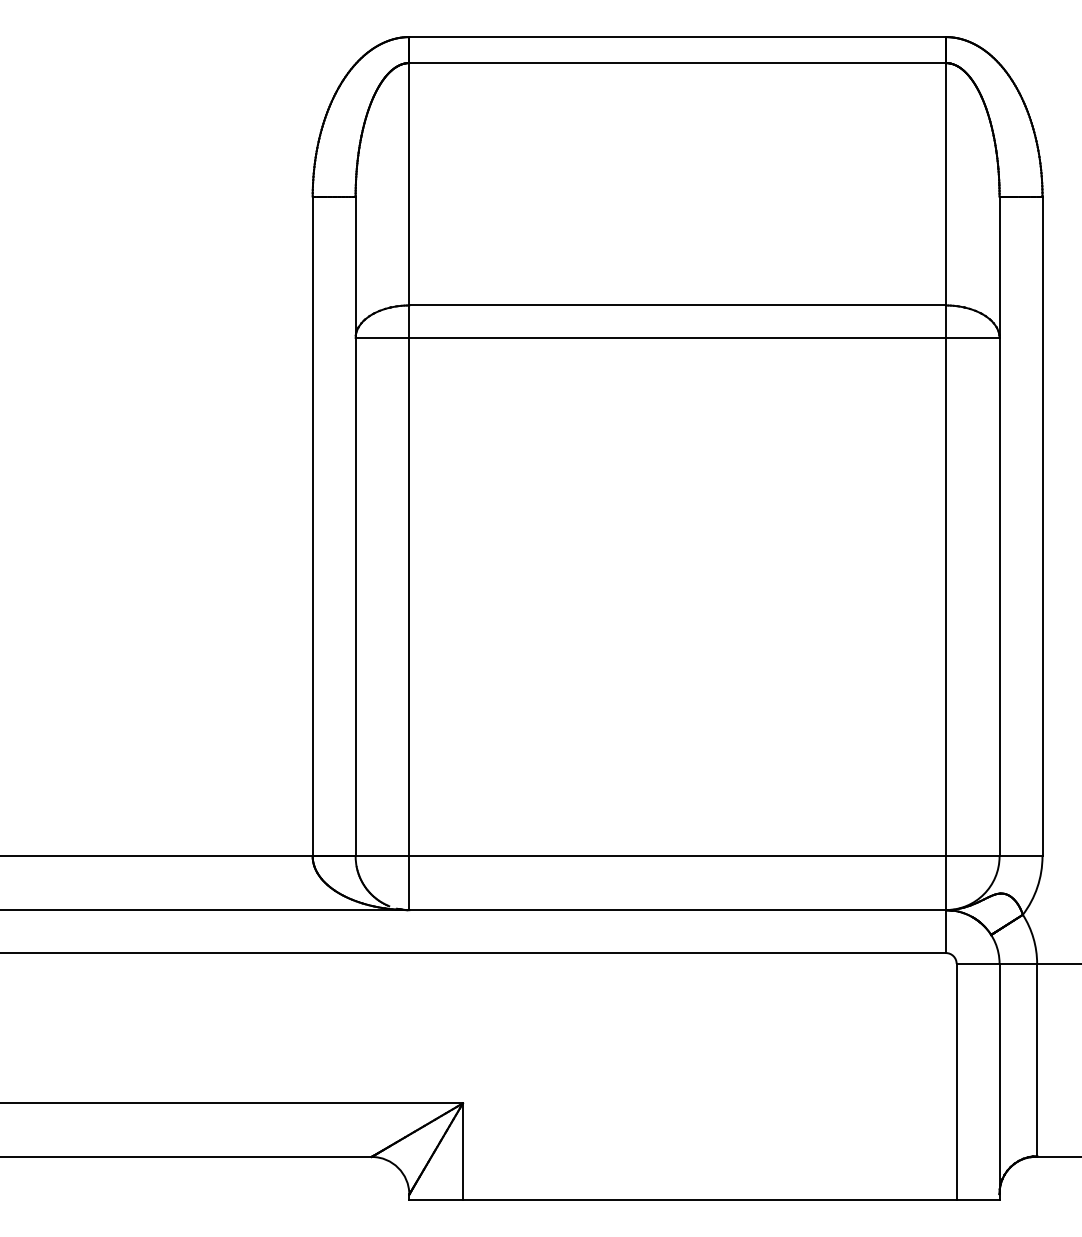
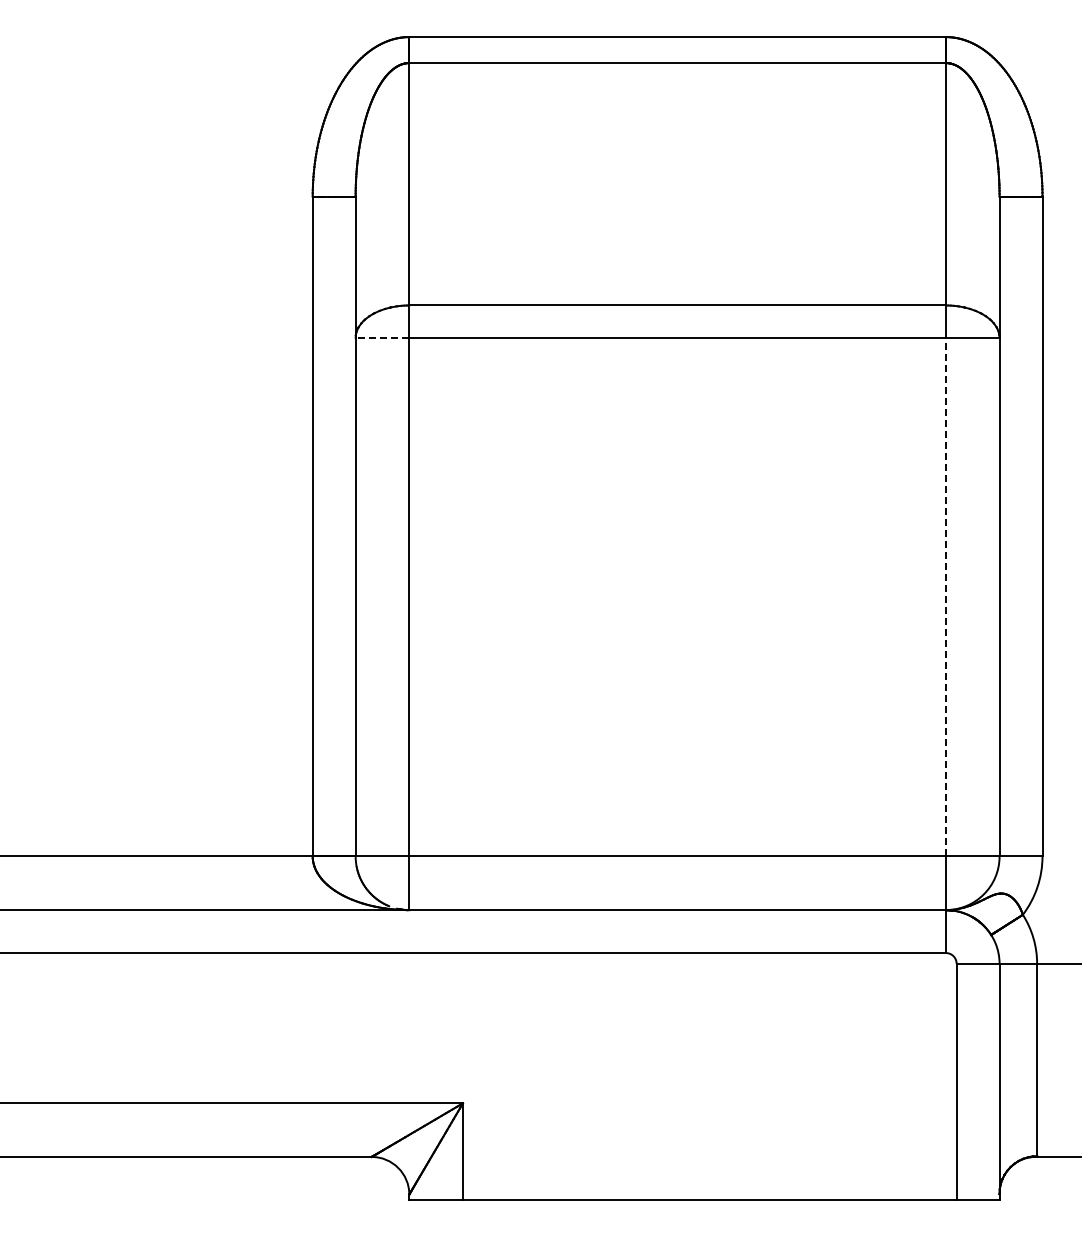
line: solid -> dashed (382, 337)
line: solid -> dashed (945, 596)
